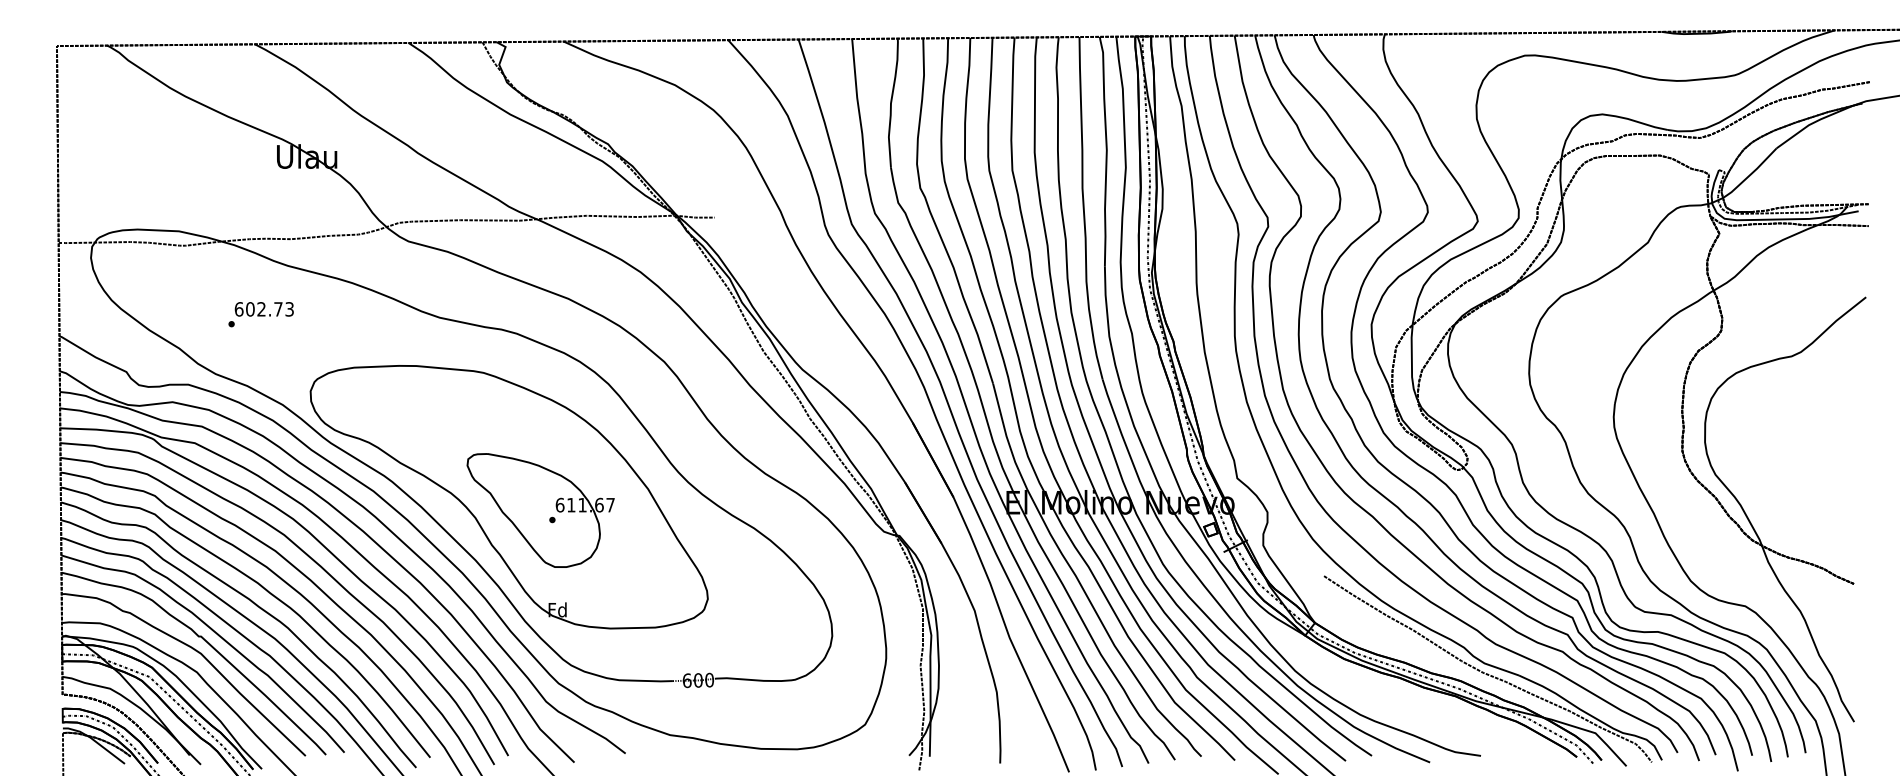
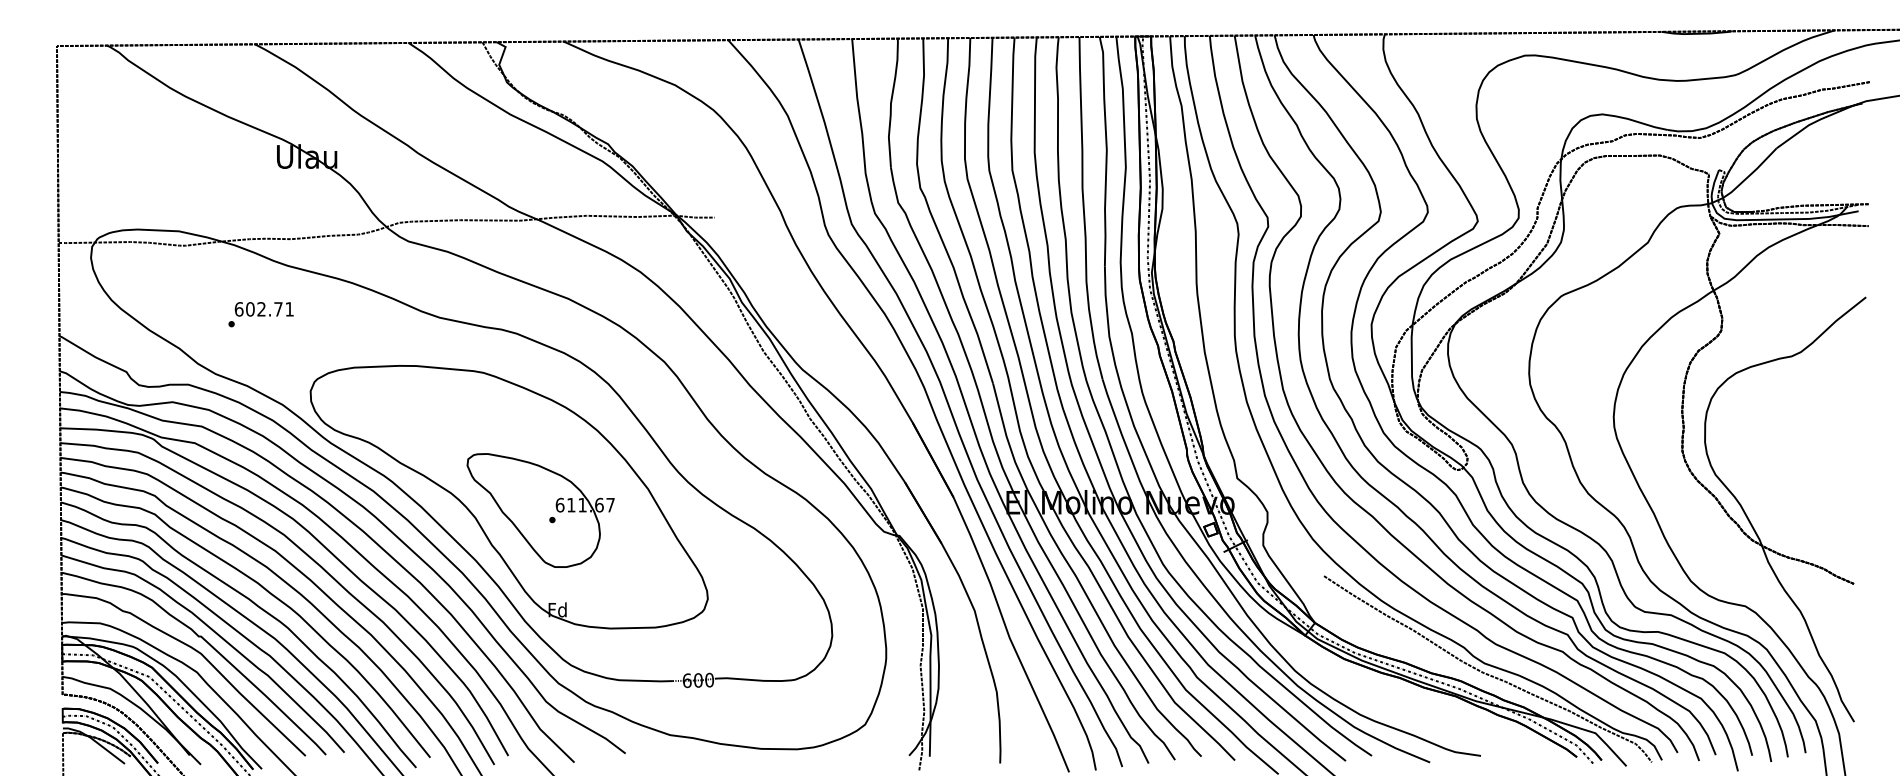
text: 602.73 -> 602.71 (289, 309)
